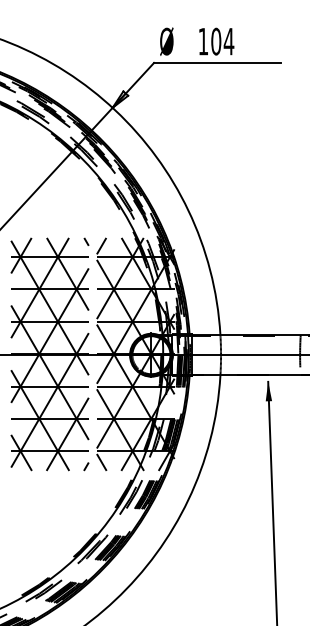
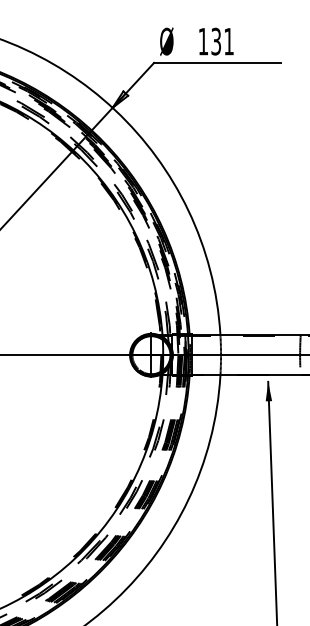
text: 104 -> 131 (222, 41)
hatch: present -> none (49, 353)
hatch: present -> none (135, 353)
